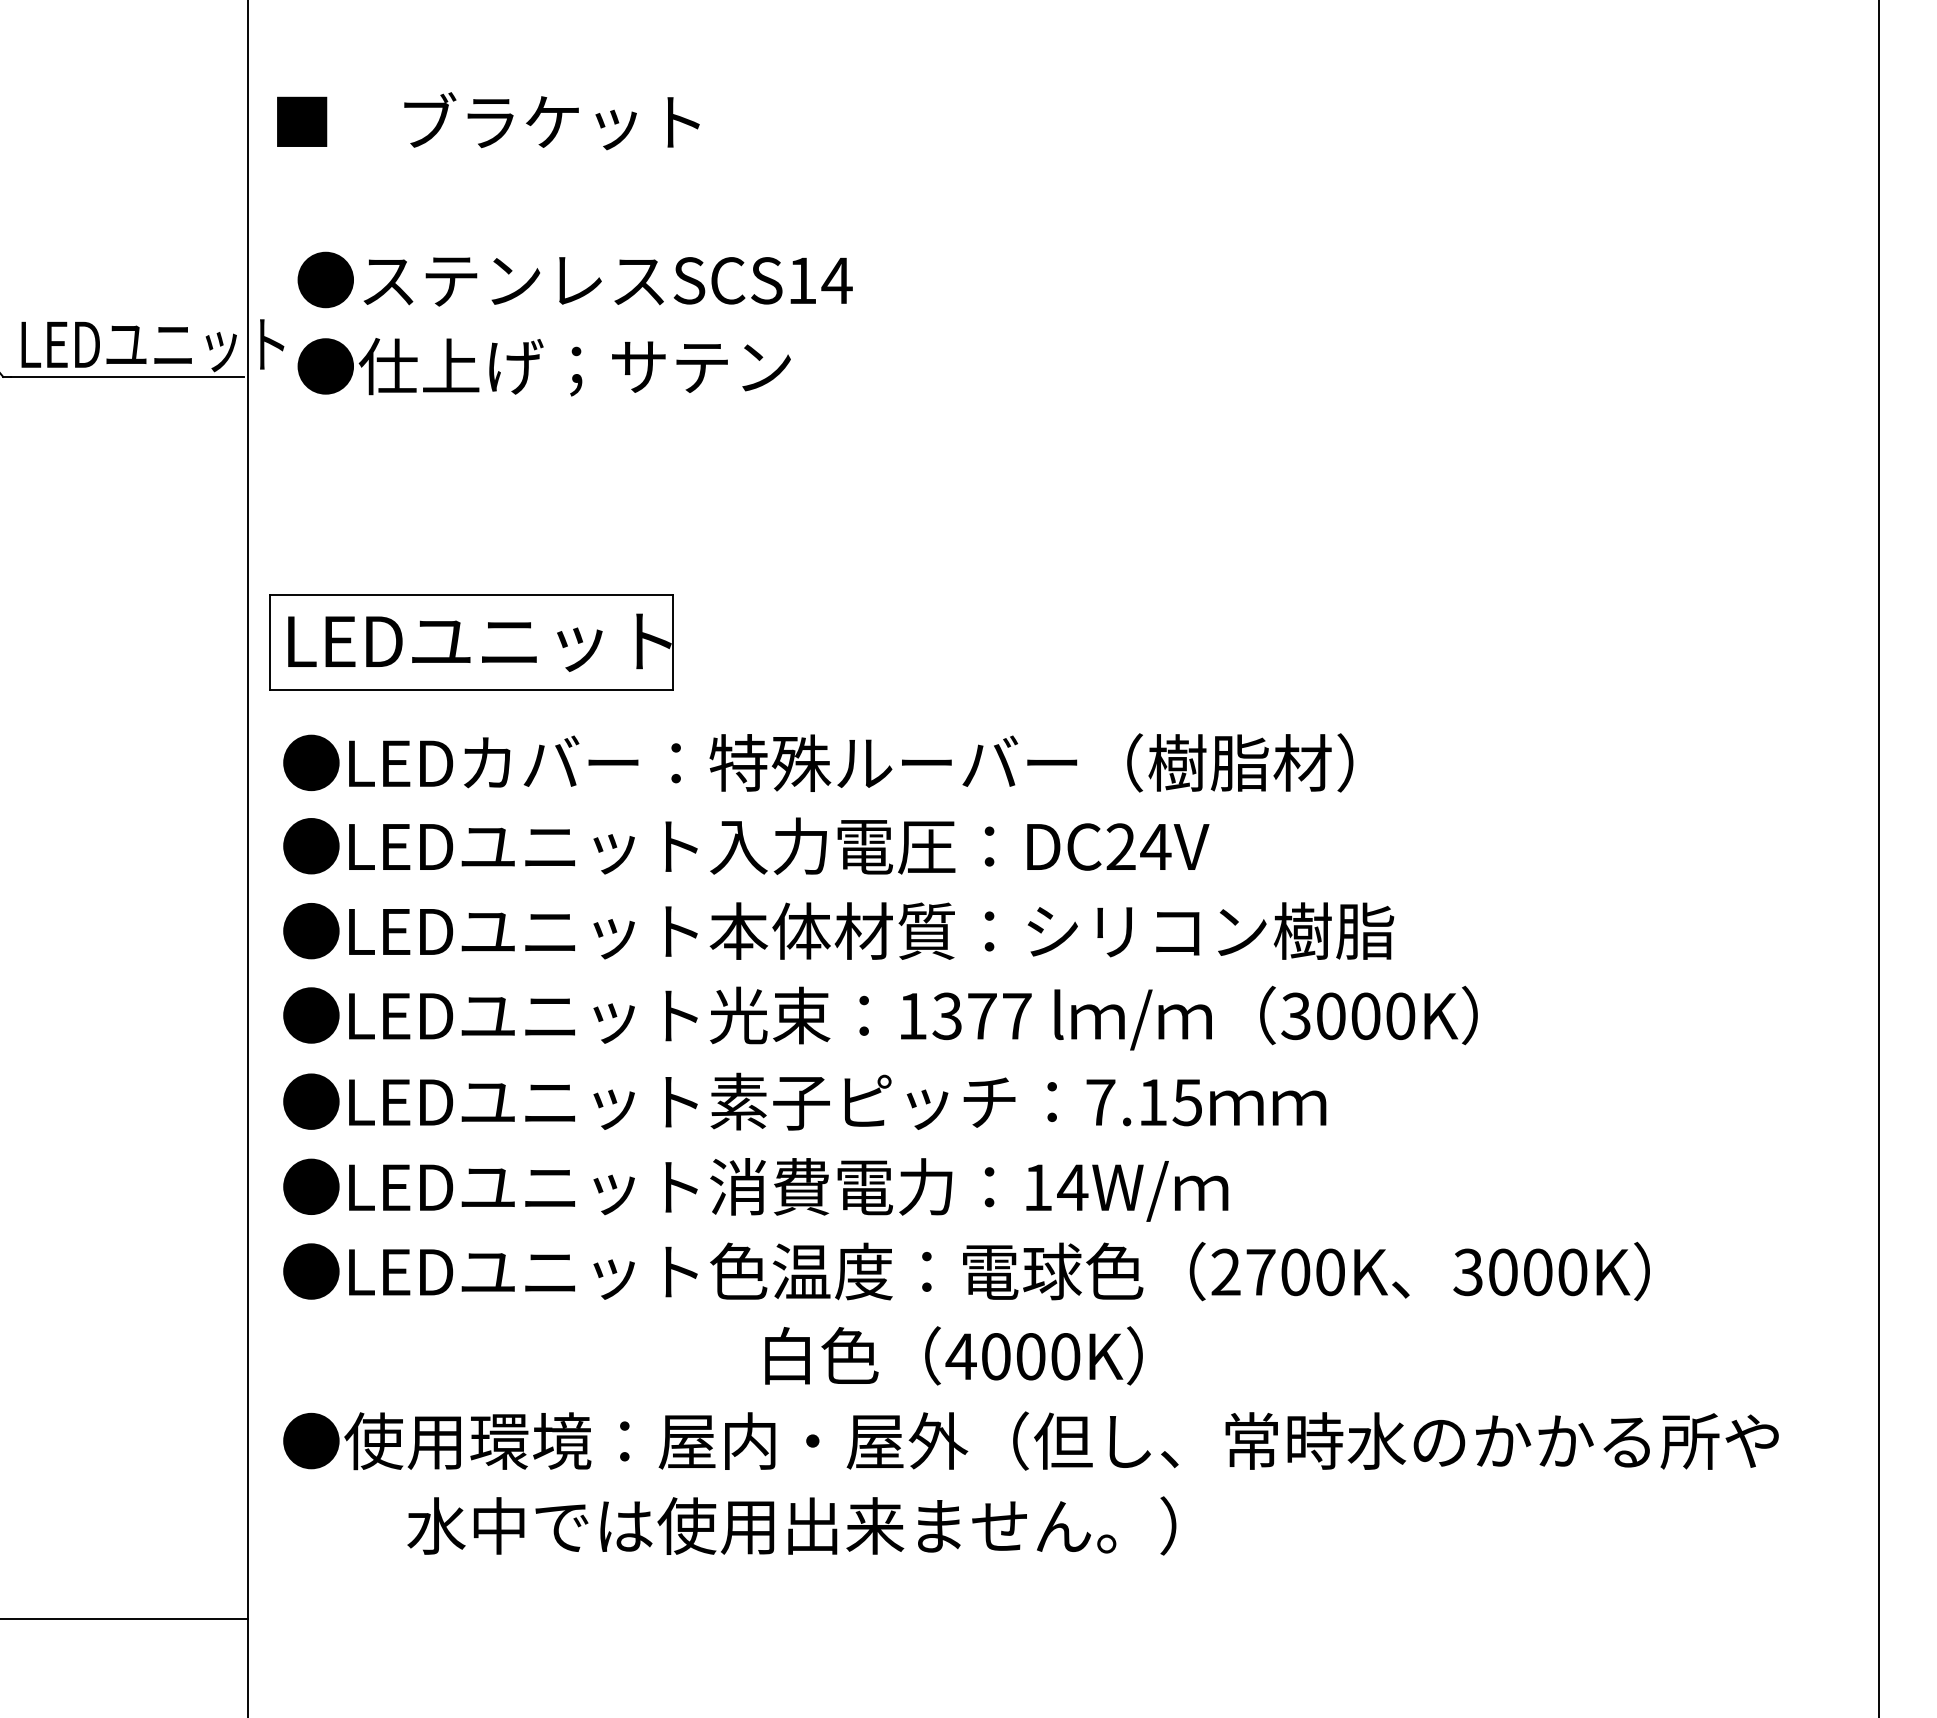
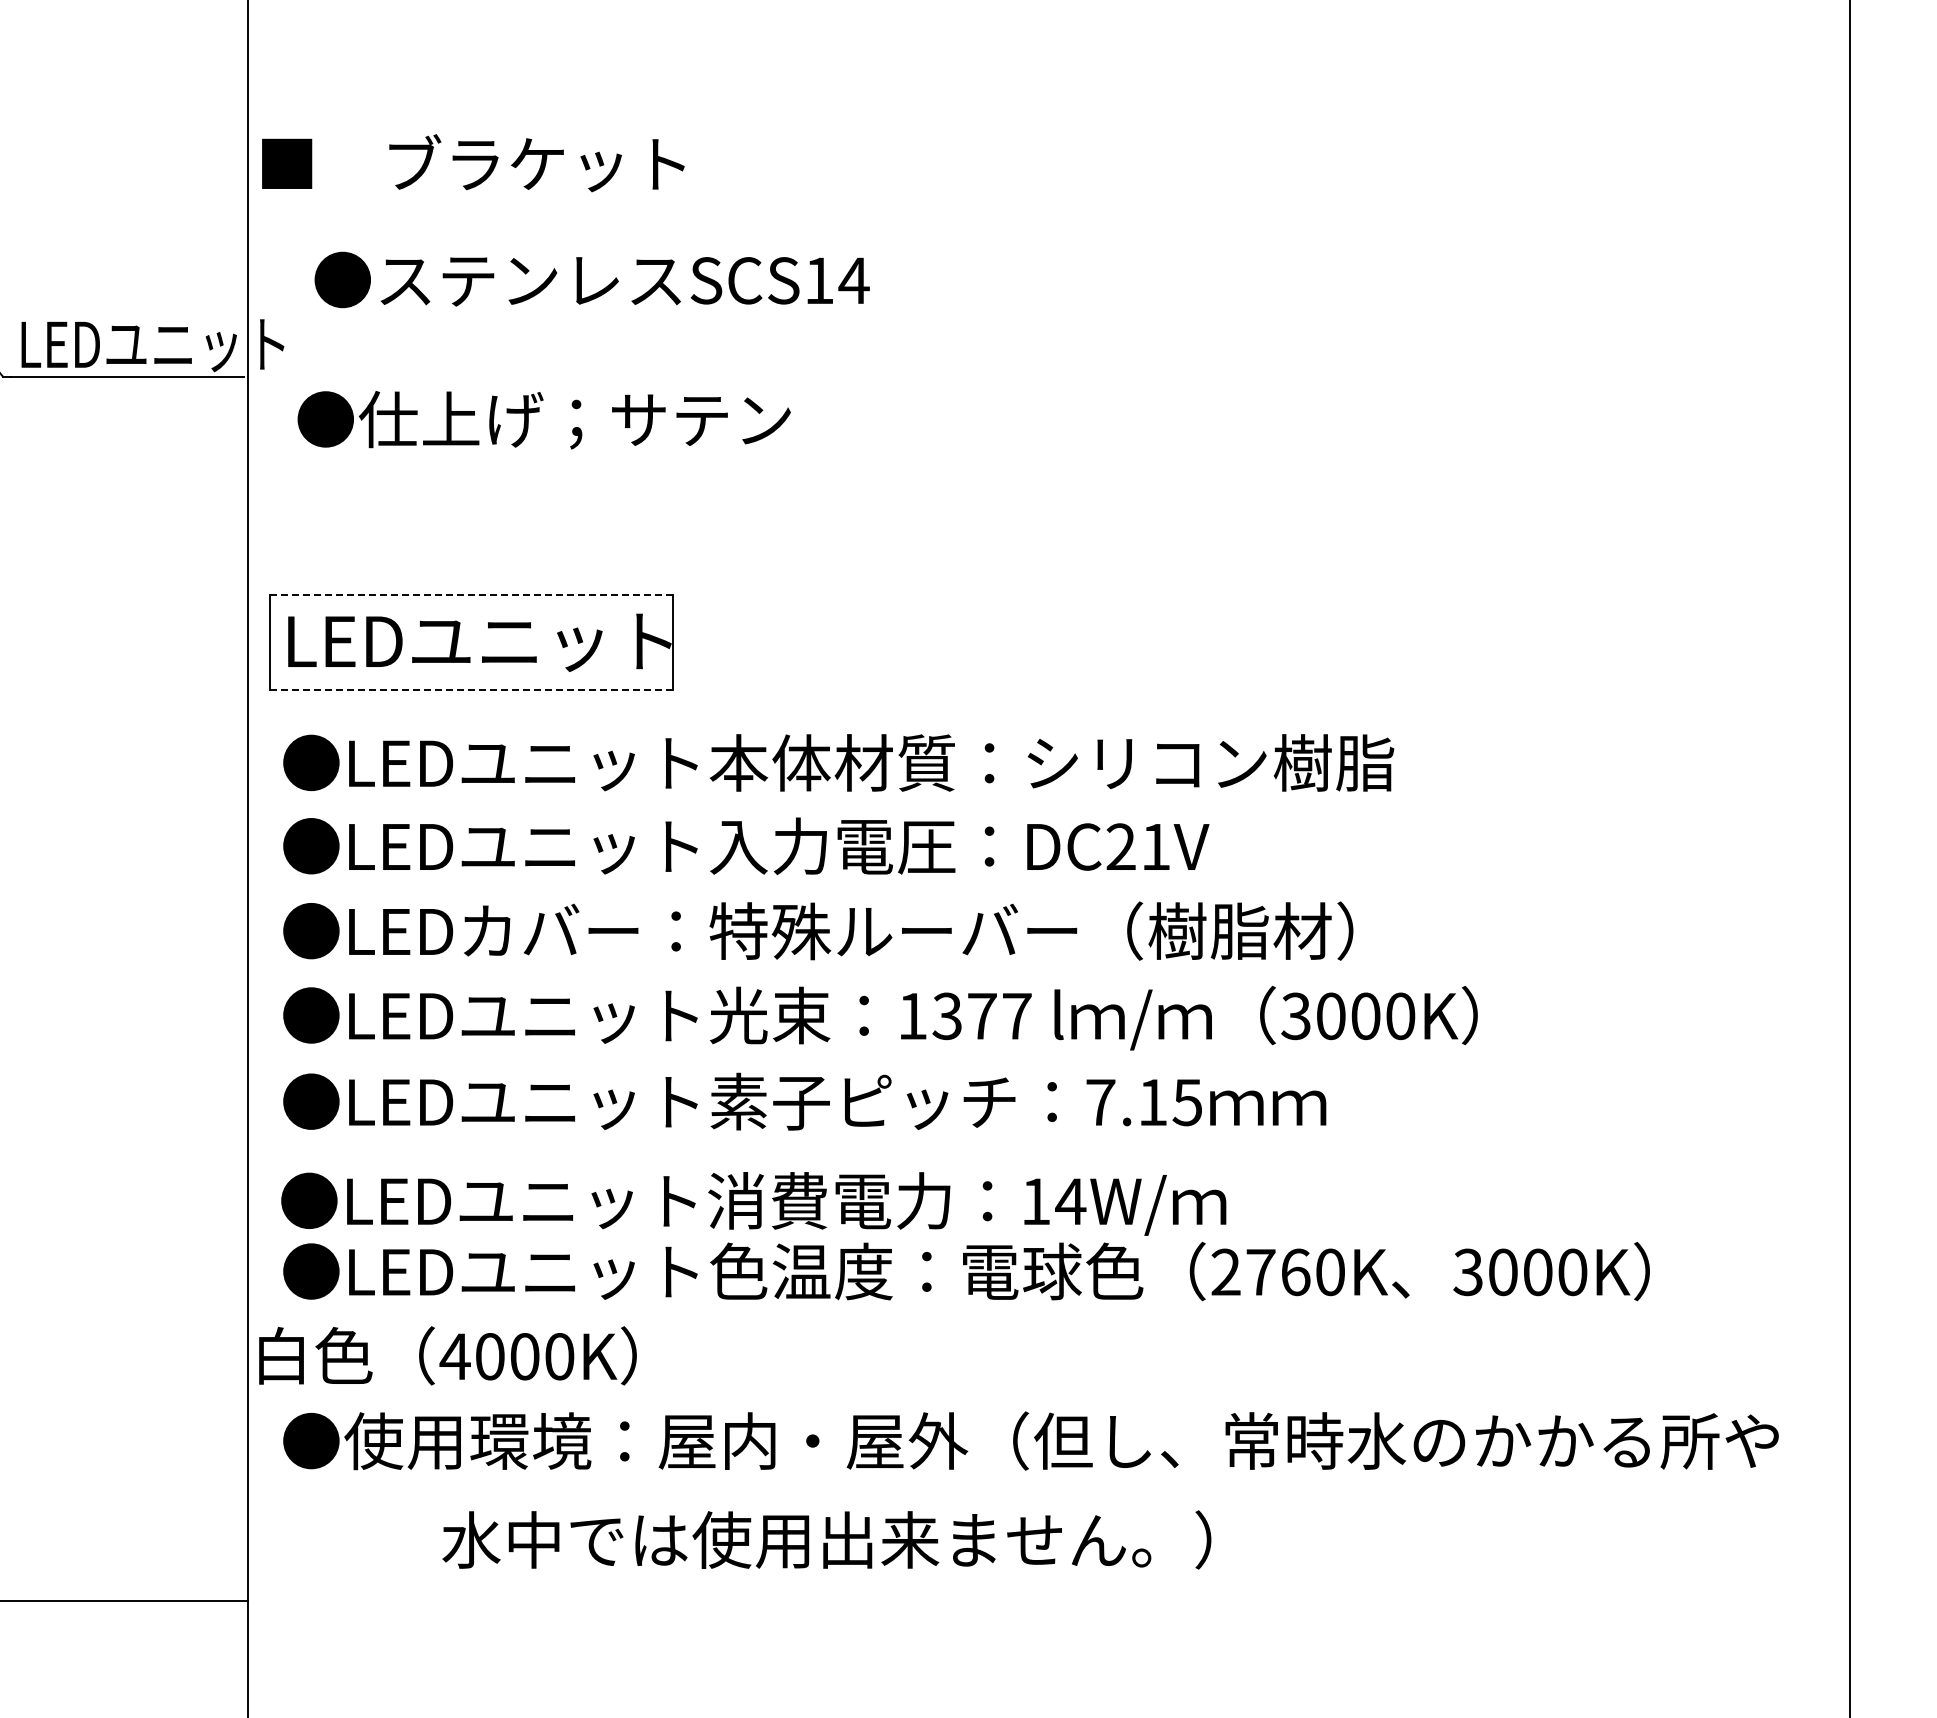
text position: (488, 121) -> (473, 163) (473, 163)
text position: (574, 279) -> (591, 279) (591, 279)
text position: (543, 367) -> (543, 420) (543, 420)
line: solid -> dashed (472, 594)
line: solid -> dashed (471, 689)
text: ●LEDカバー：特殊ルーバー（樹脂材） -> ●LEDユニット本体材質：シリコン樹脂 (927, 762)
text: DC24V -> DC21V (1155, 846)
line position: (1878, 858) -> (1849, 858) (1849, 858)
text: ●LEDユニット本体材質：シリコン樹脂 -> ●LEDカバー：特殊ルーバー（樹脂材） (927, 930)
text position: (755, 1189) -> (753, 1203) (753, 1203)
text: 2700K -> 2760K (1295, 1272)
text position: (953, 1355) -> (447, 1355) (447, 1355)
text position: (791, 1525) -> (826, 1539) (826, 1539)
line position: (124, 1618) -> (124, 1600) (124, 1600)
